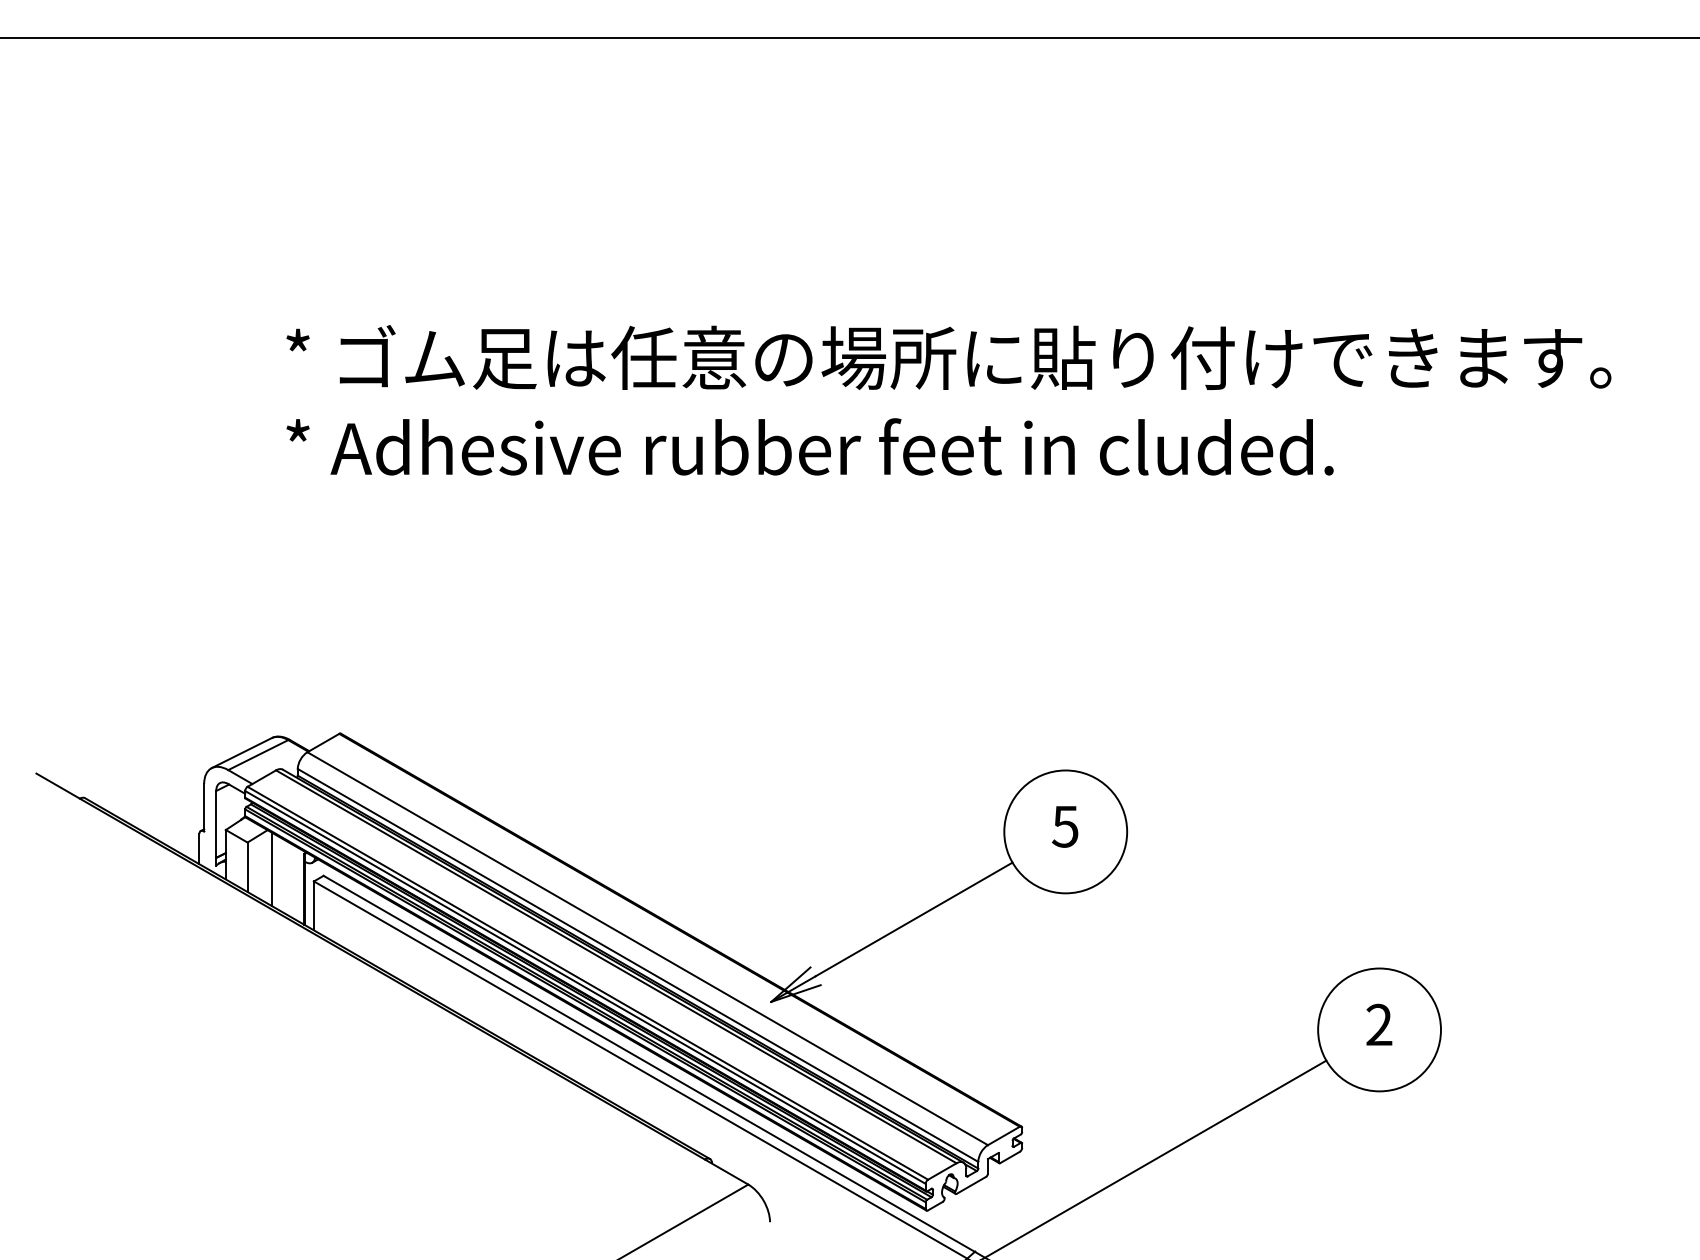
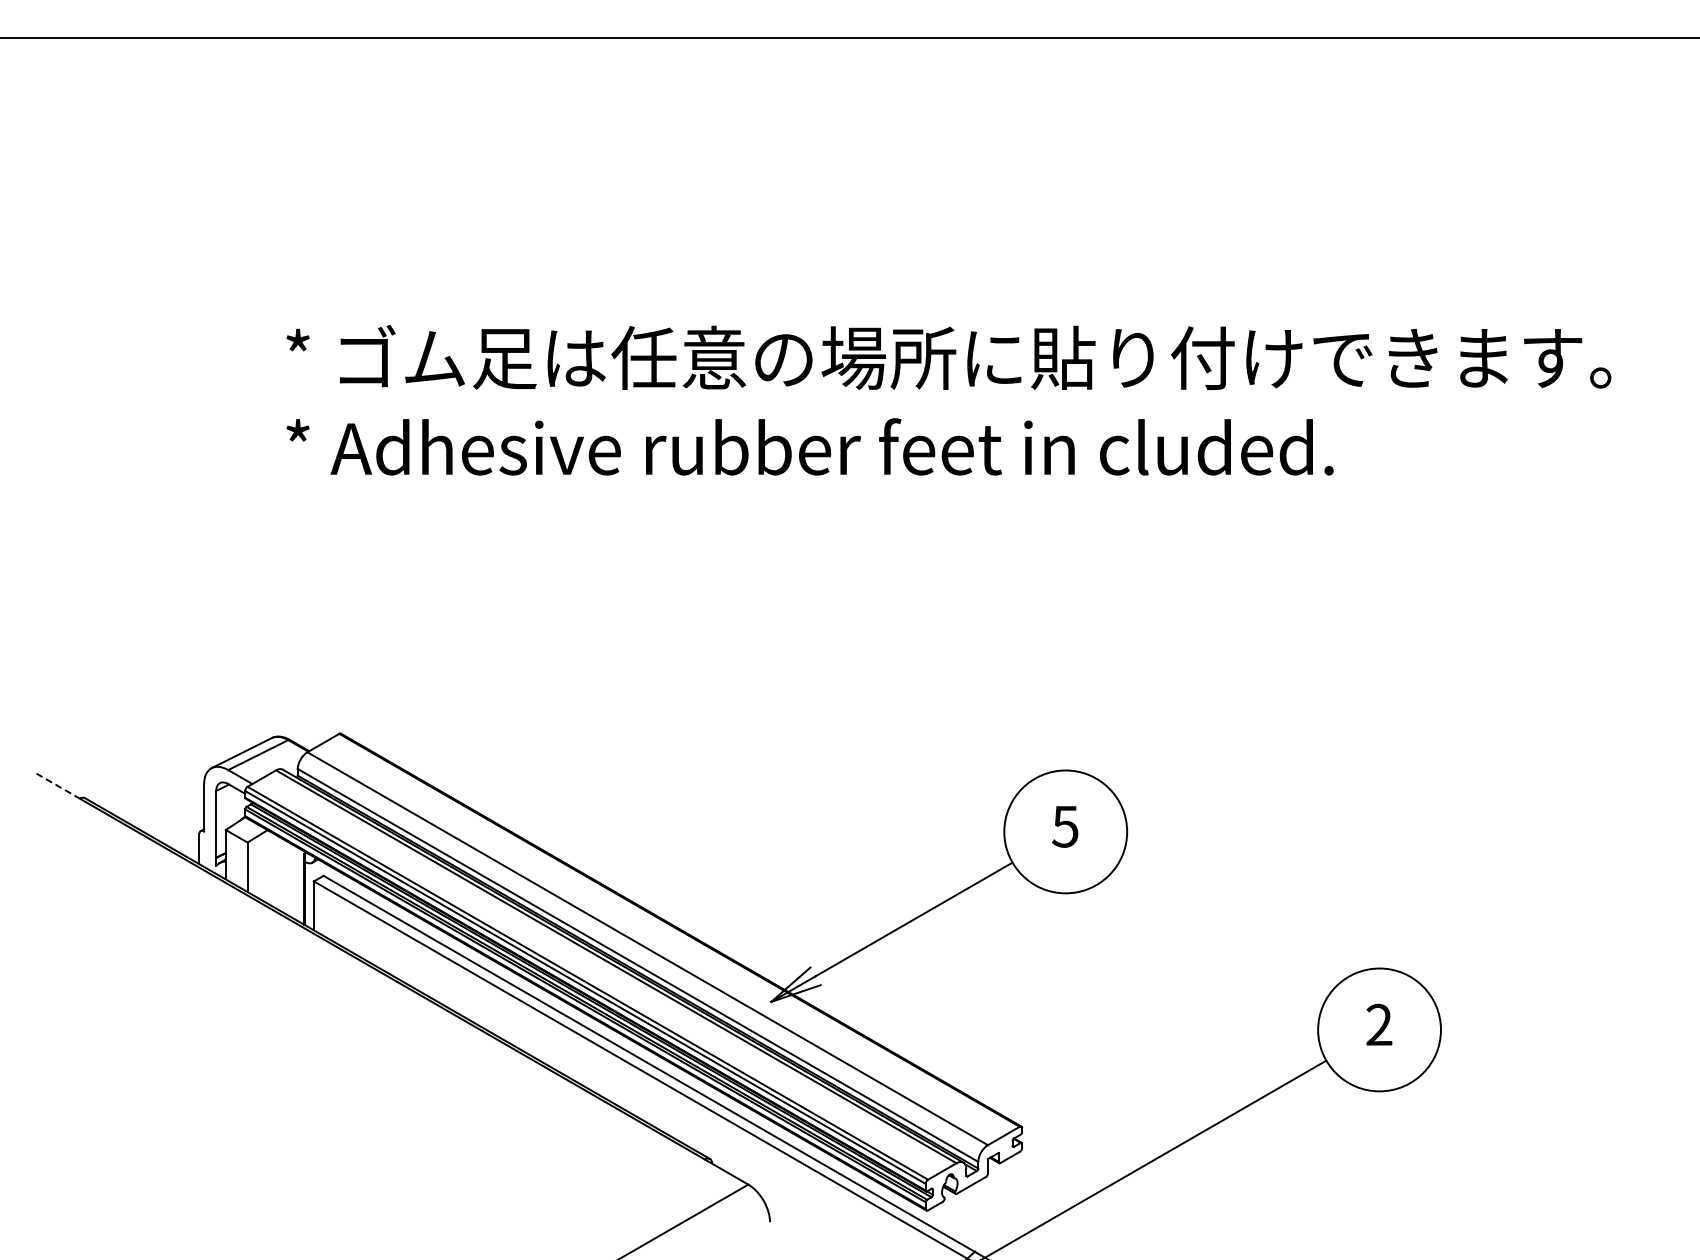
line: solid -> dashed (58, 786)
line: present -> none (271, 868)
